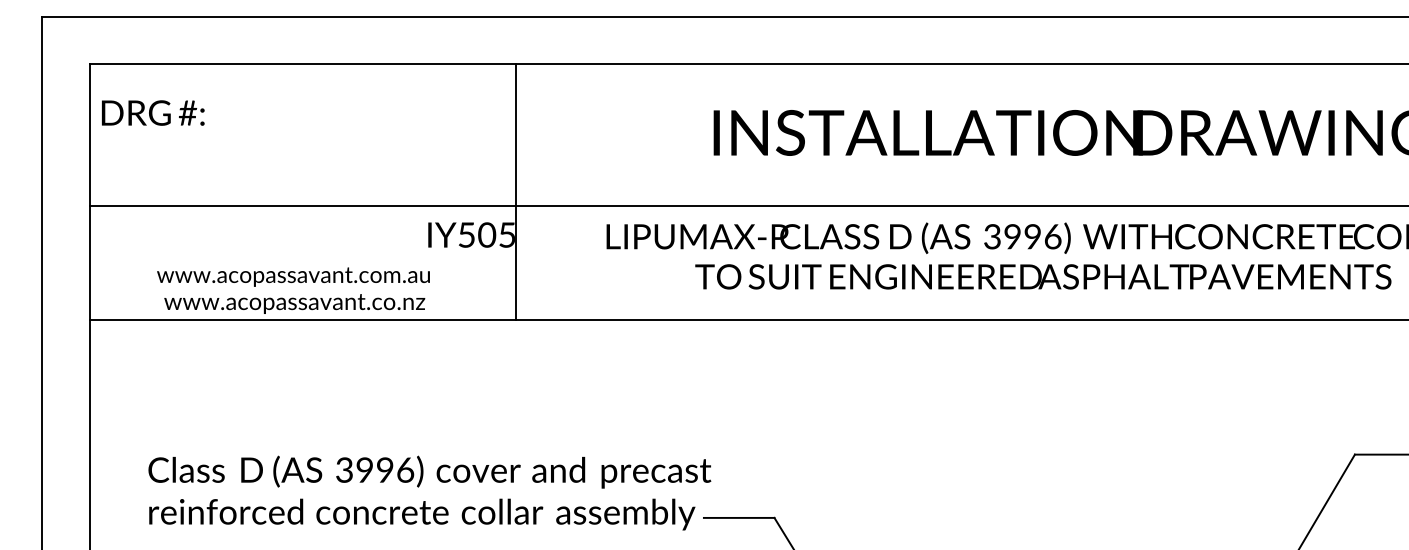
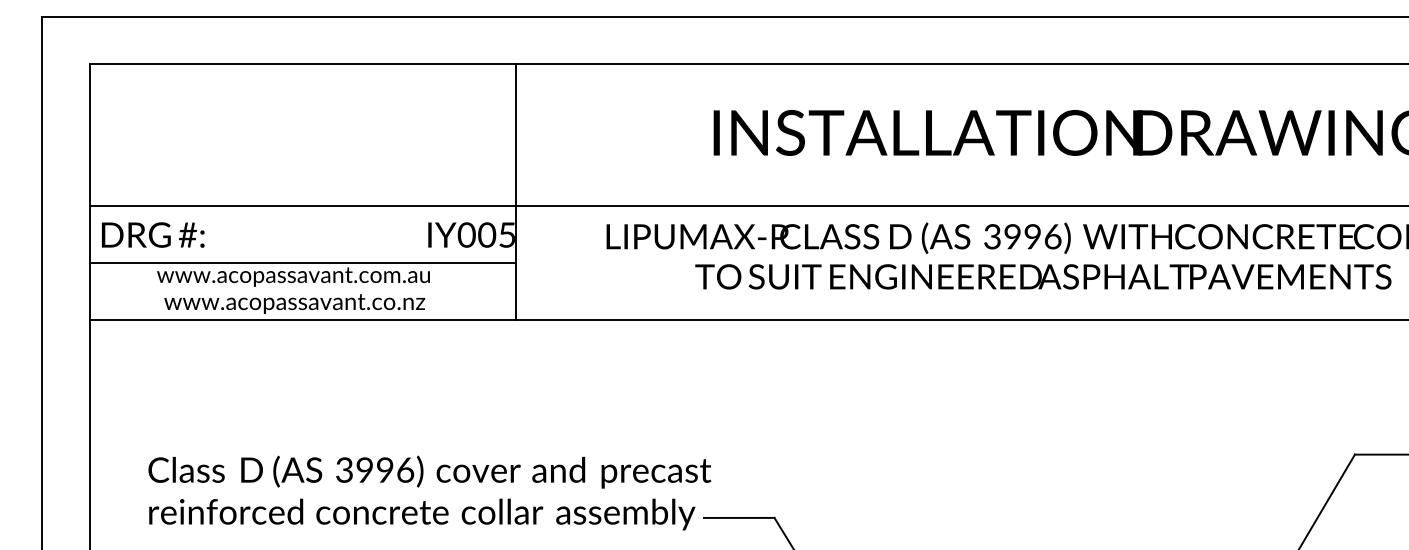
text position: (153, 112) -> (153, 234) (153, 234)
text: IY505 -> IY005 (466, 234)
line: none -> present (302, 263)
